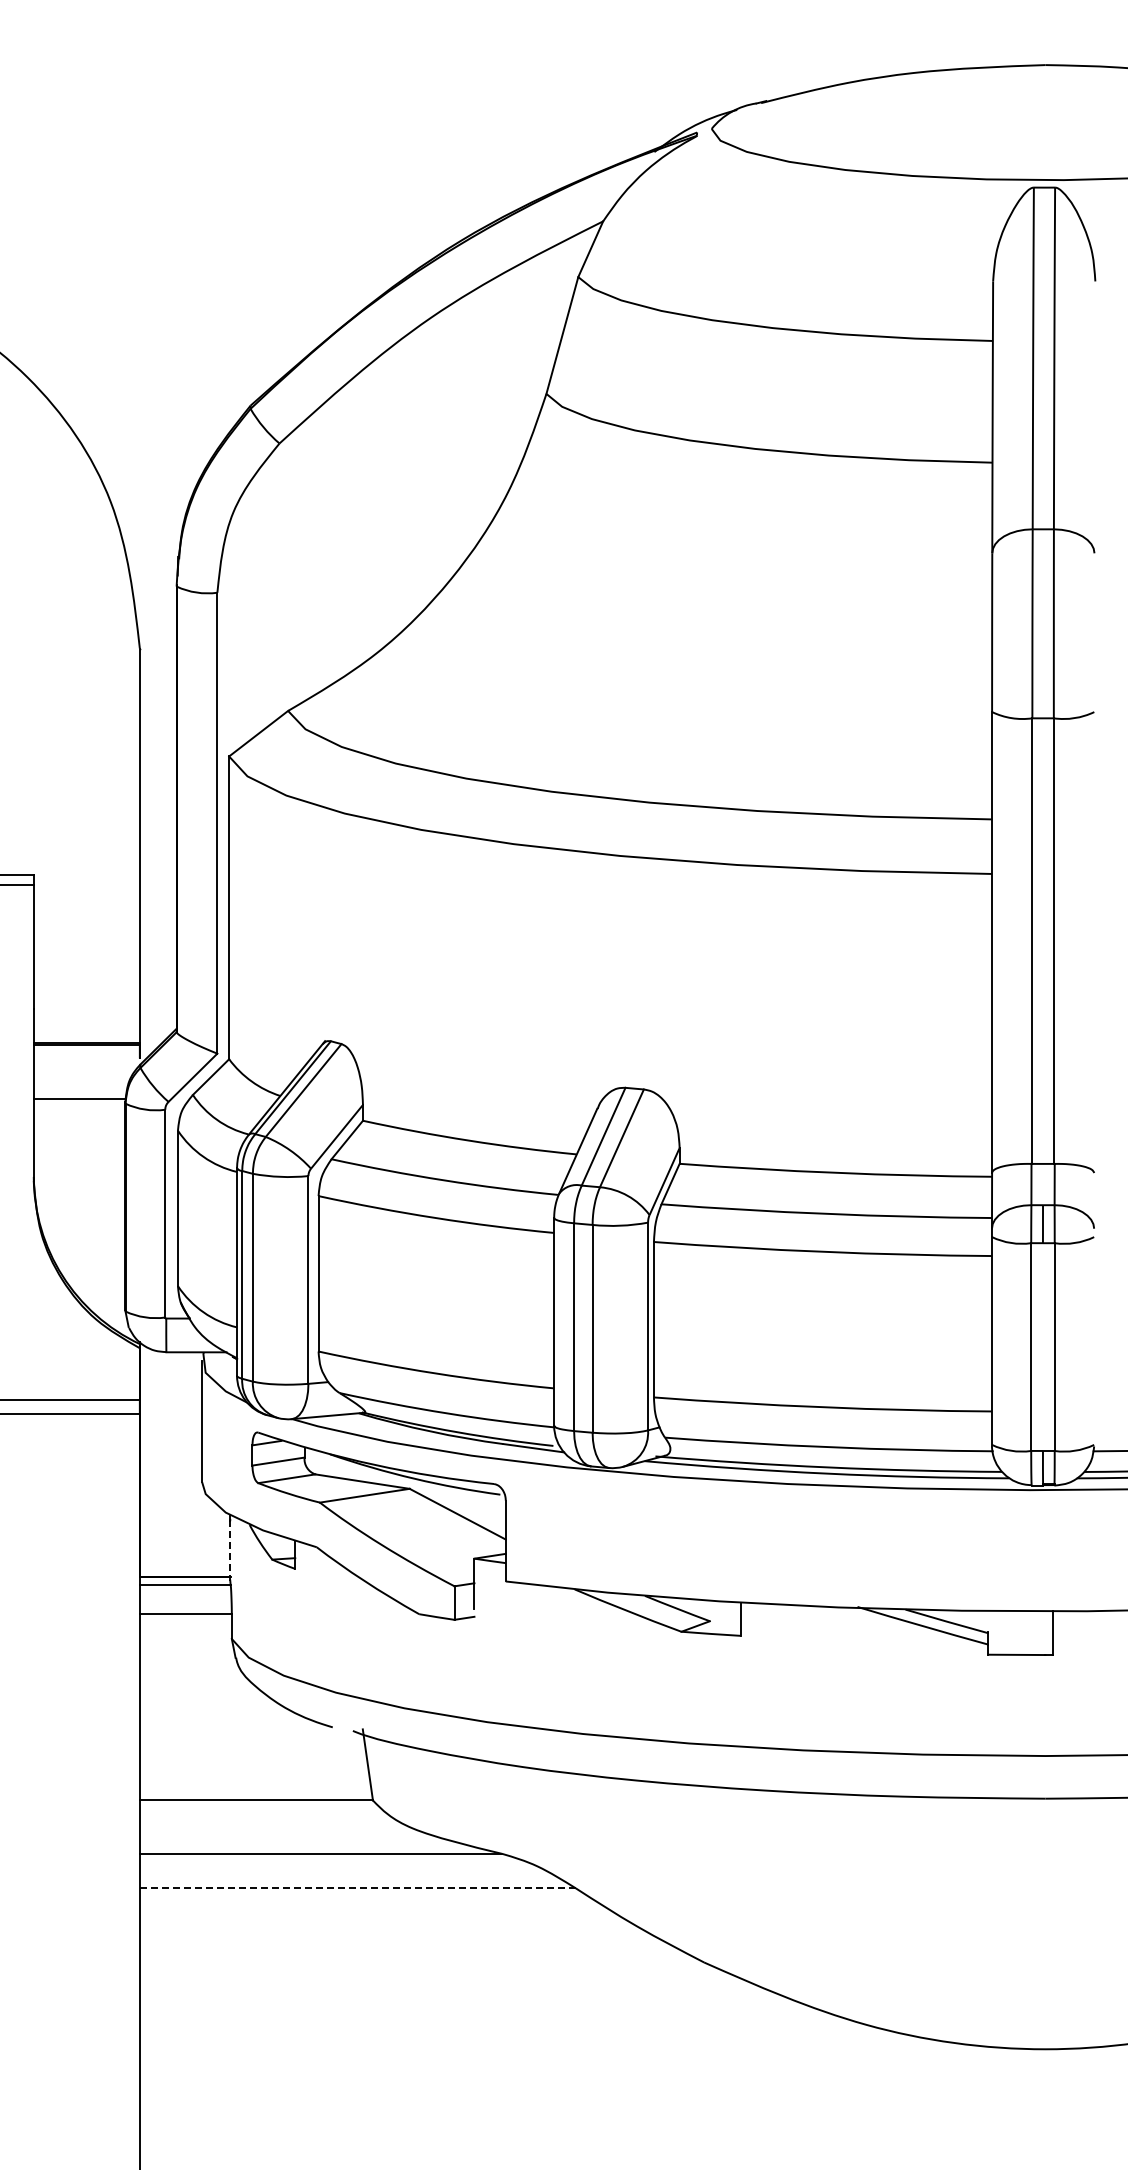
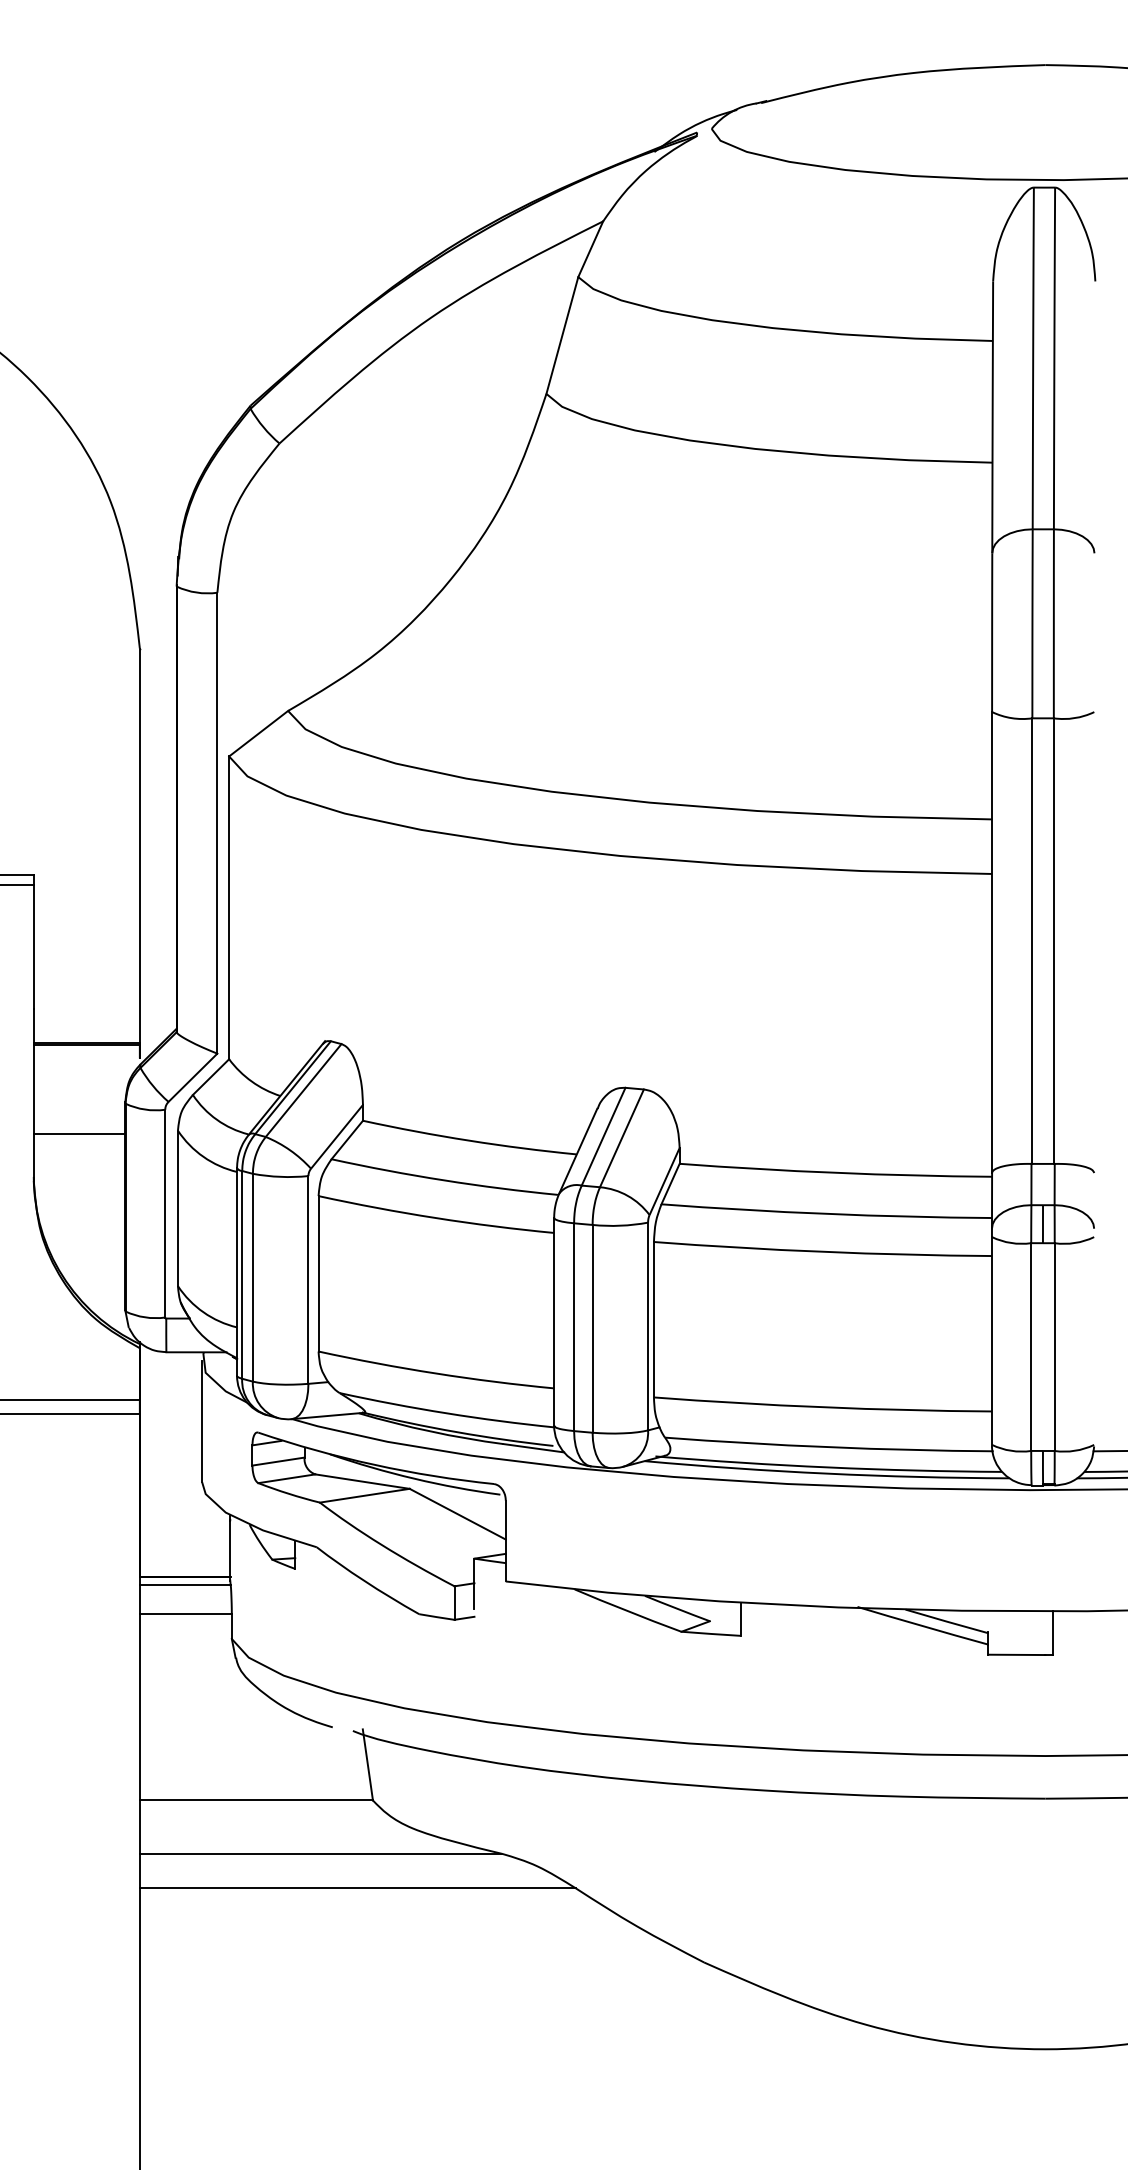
line position: (79, 1099) -> (79, 1134) (79, 1134)
line: dashed -> solid (230, 1550)
line: dashed -> solid (357, 1888)
